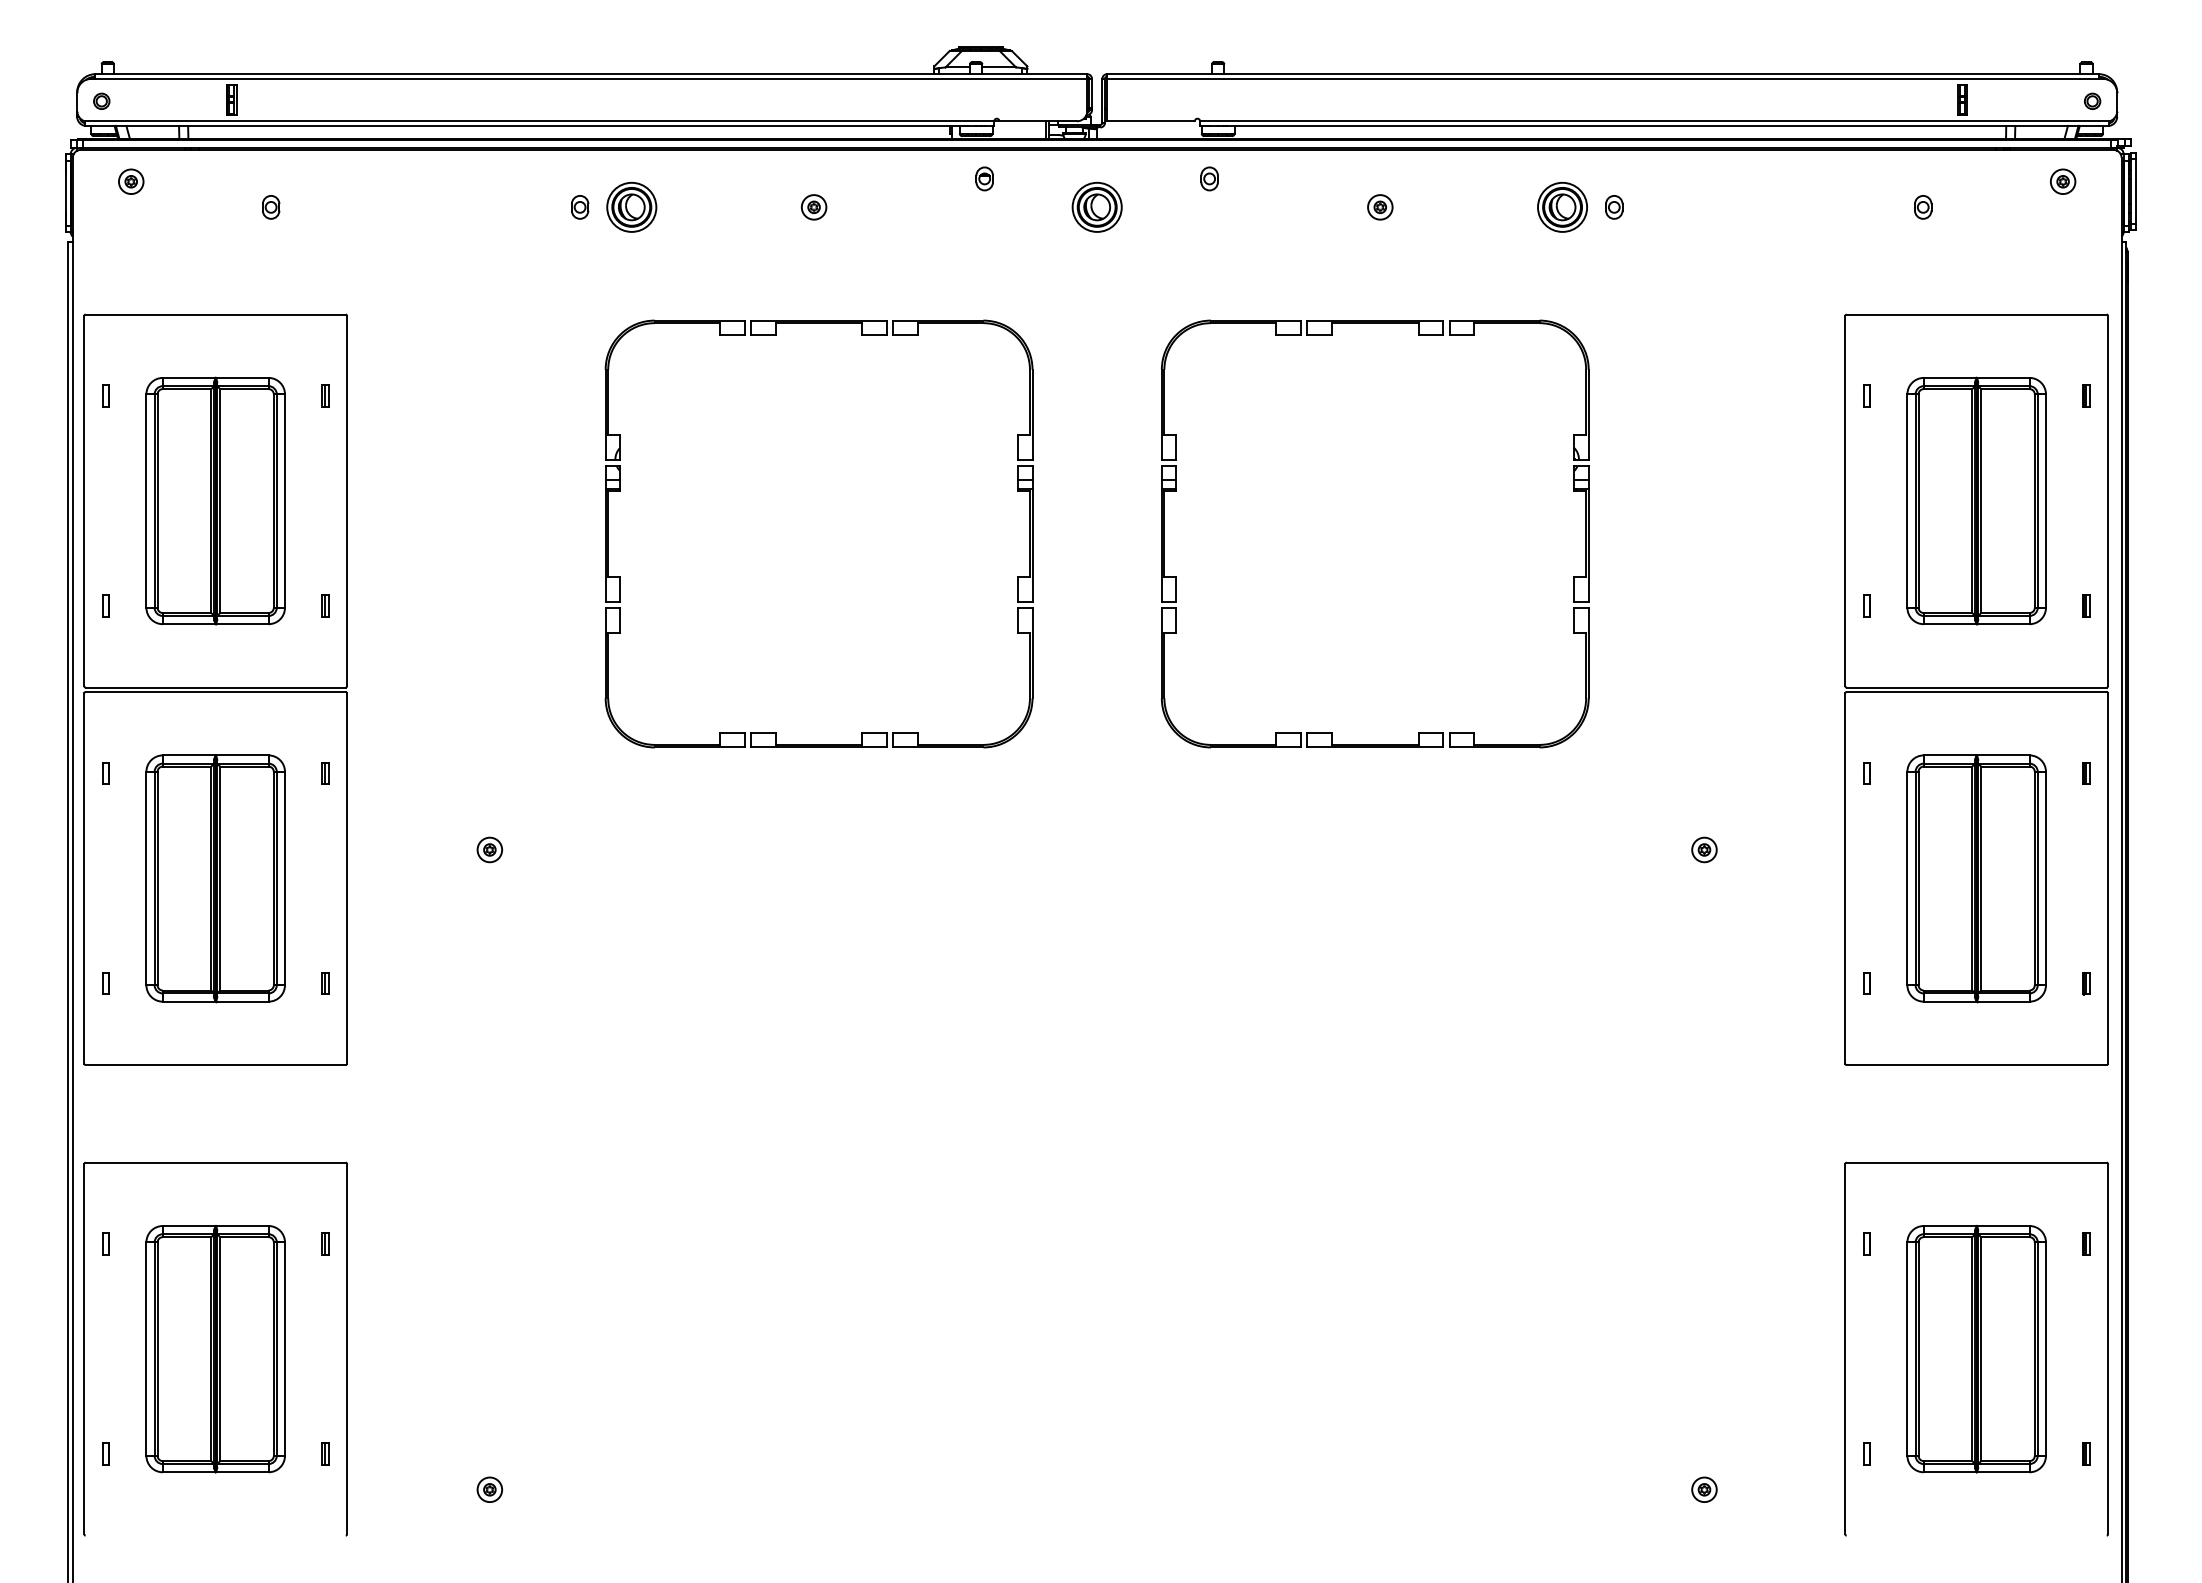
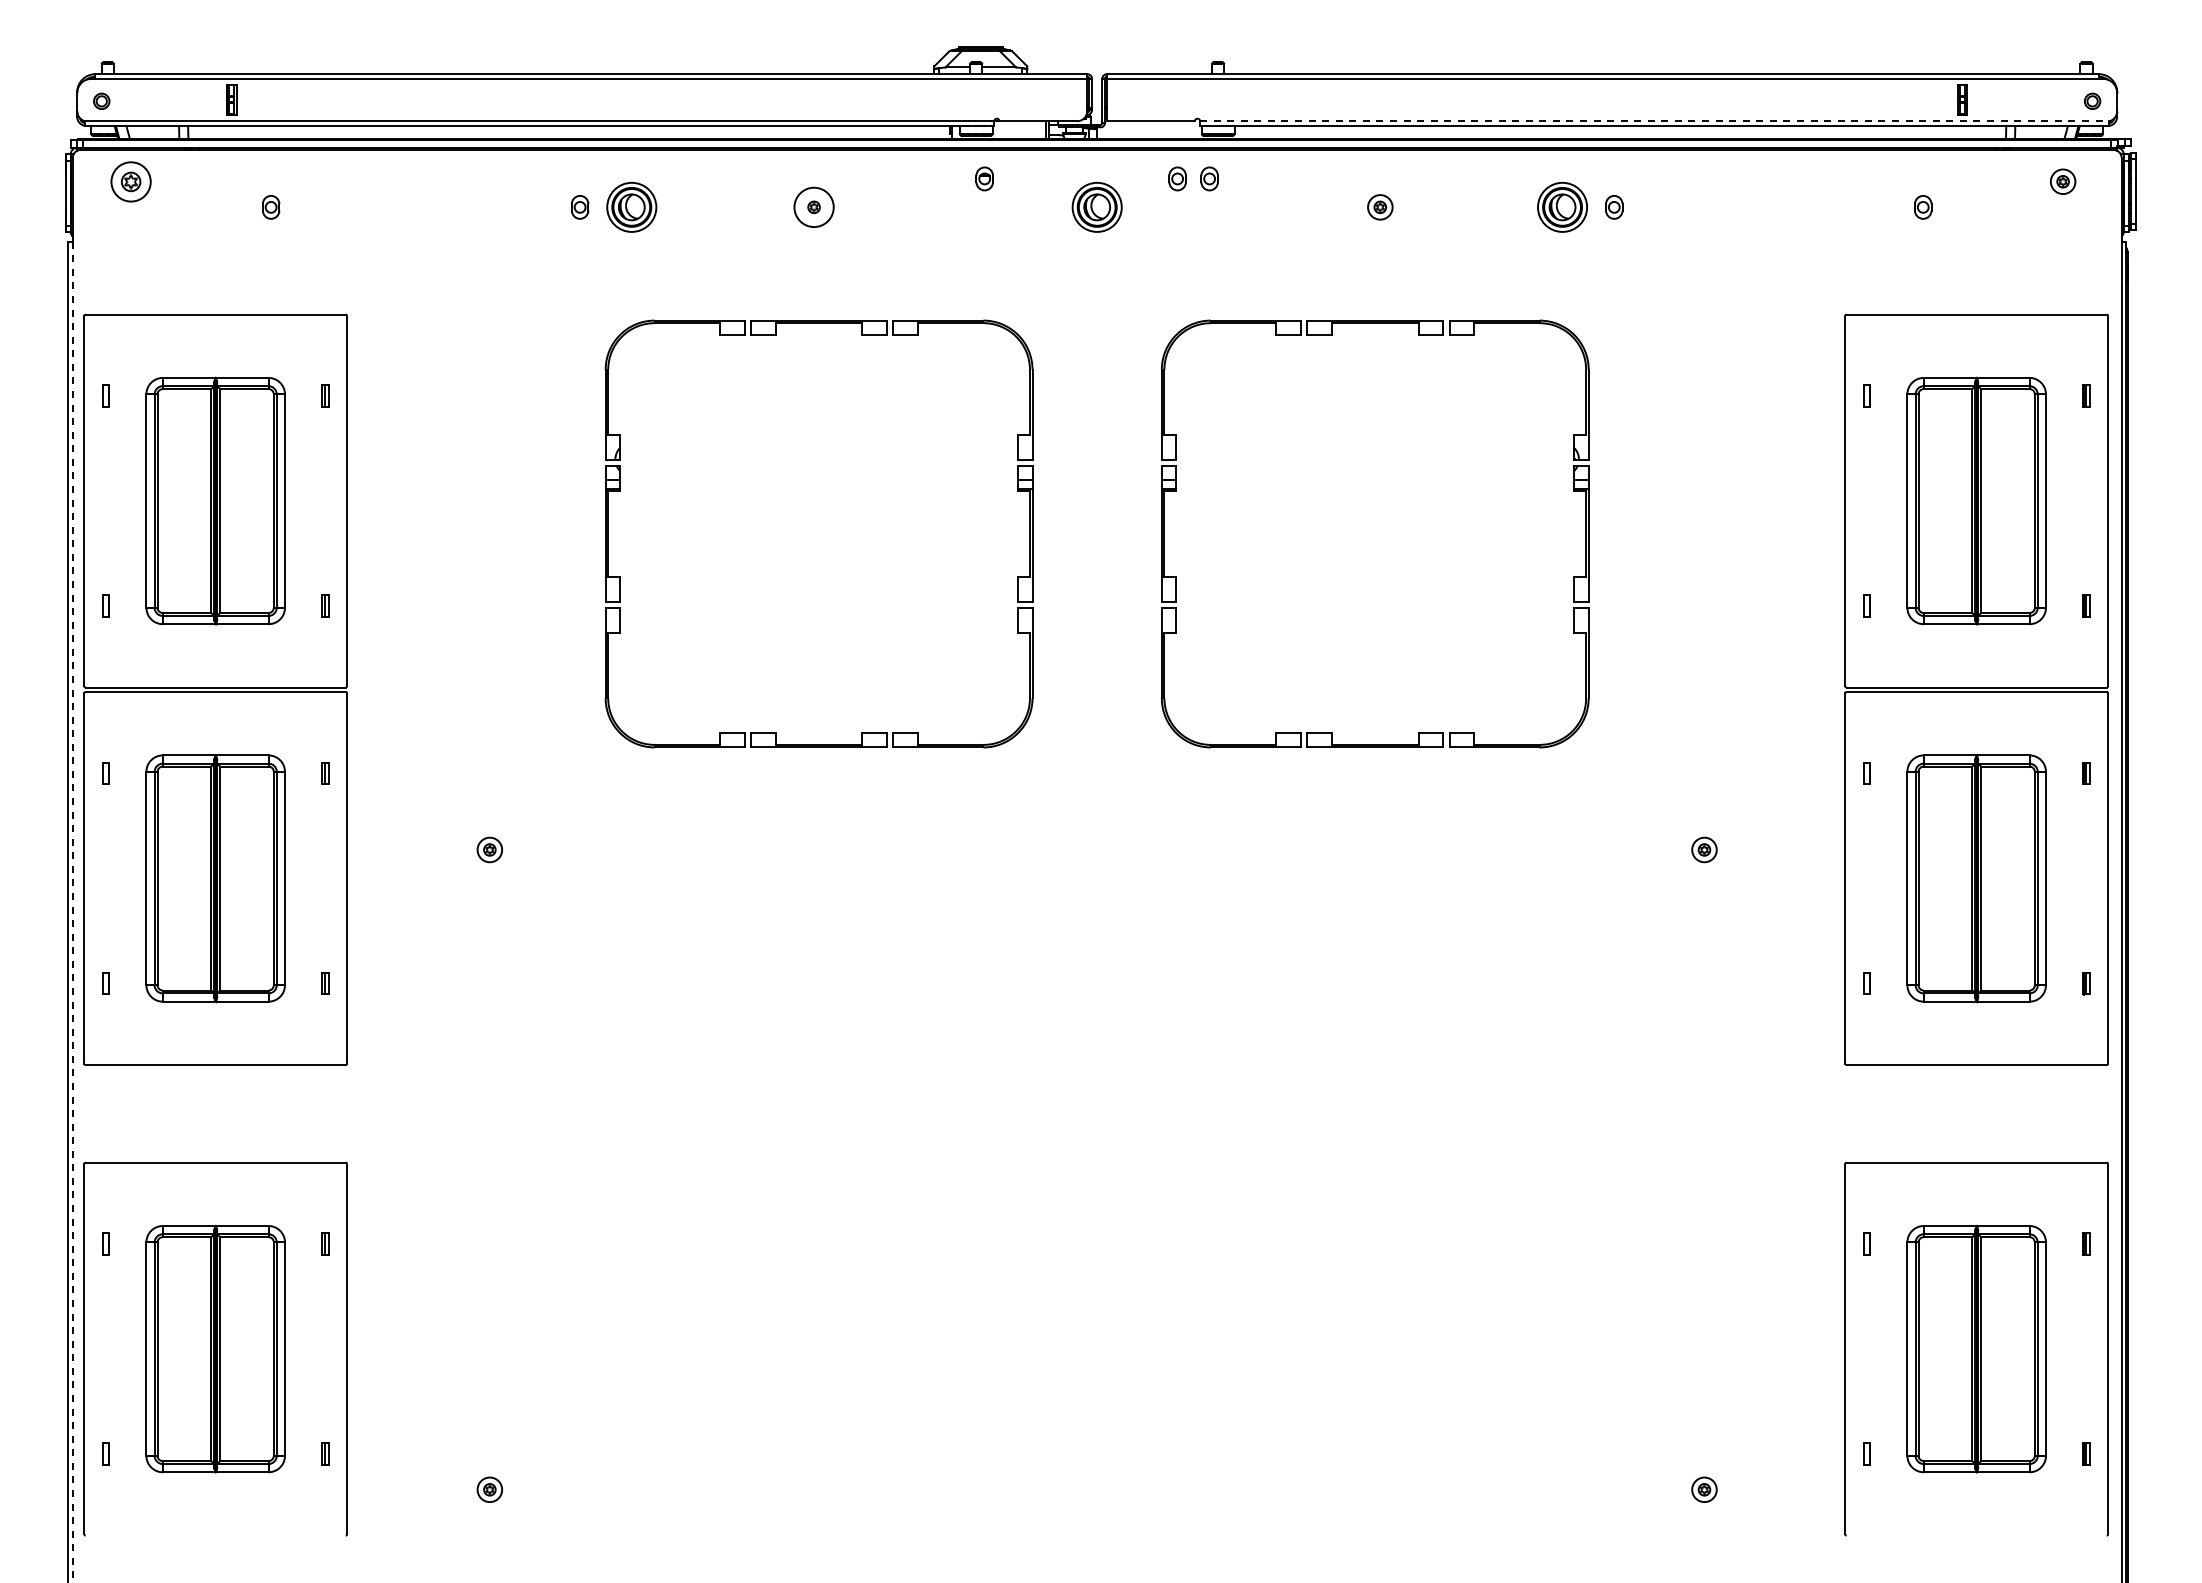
line: solid -> dashed (1654, 121)
part: none -> present (1177, 178)
part size: 27x27 px -> 42x42 px (130, 181)
circle diameter: 25 px -> 39 px (813, 207)
line: solid -> dashed (72, 912)
